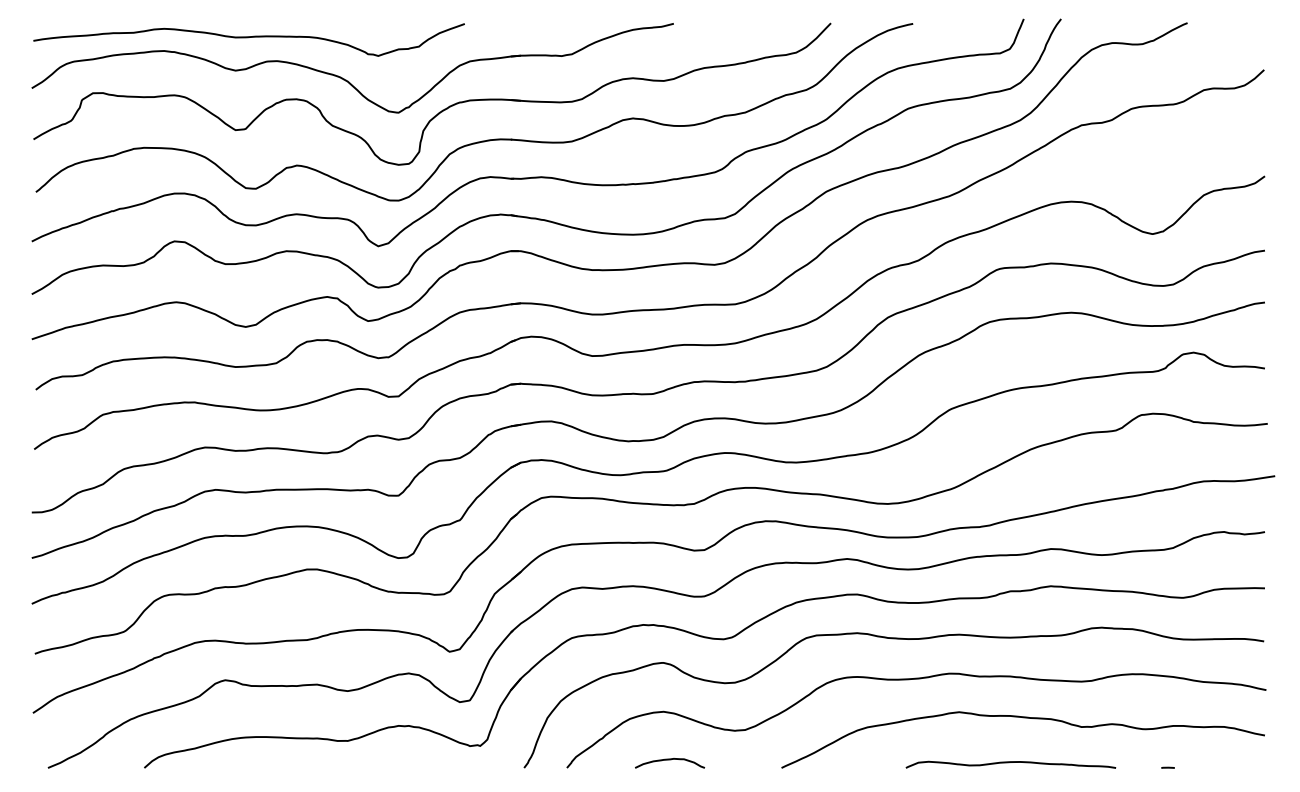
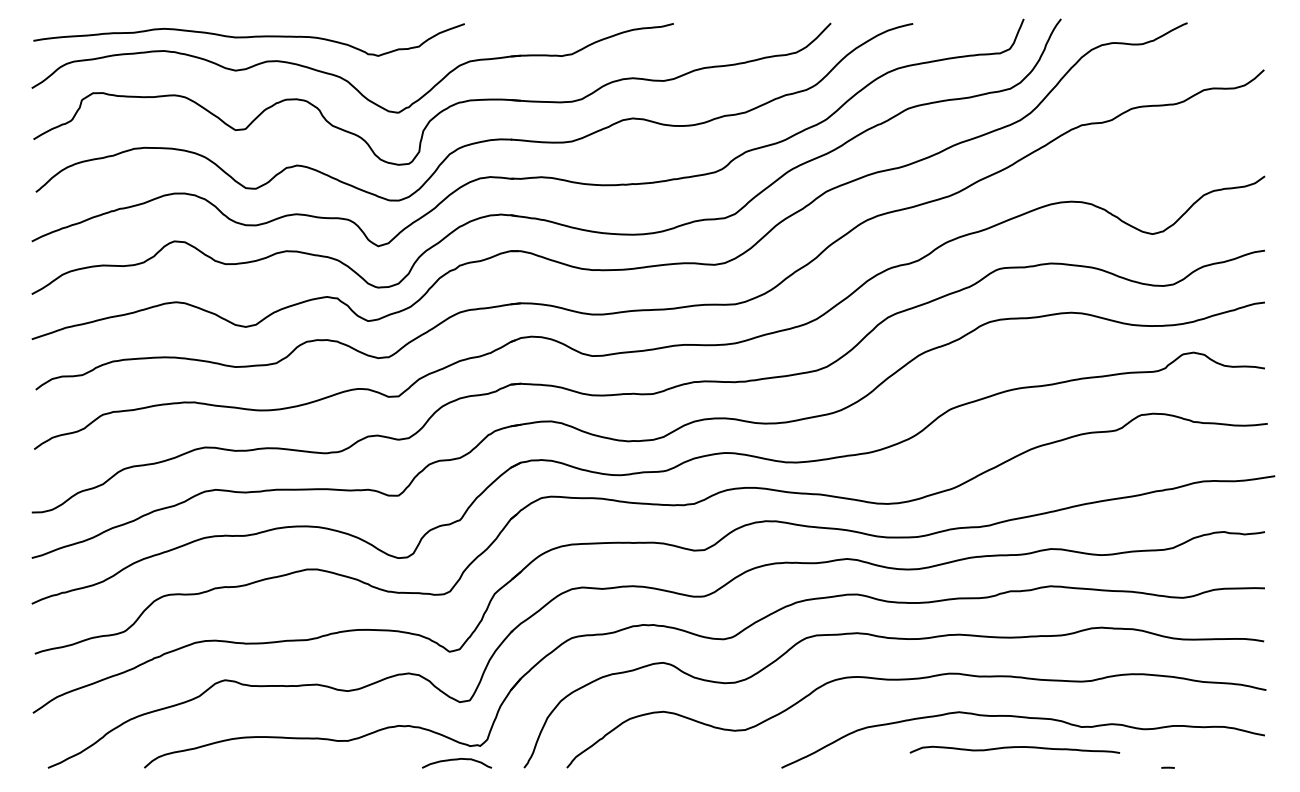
curve position: (670, 760) -> (457, 760) (457, 760)
curve position: (1009, 763) -> (1013, 748) (1013, 748)
